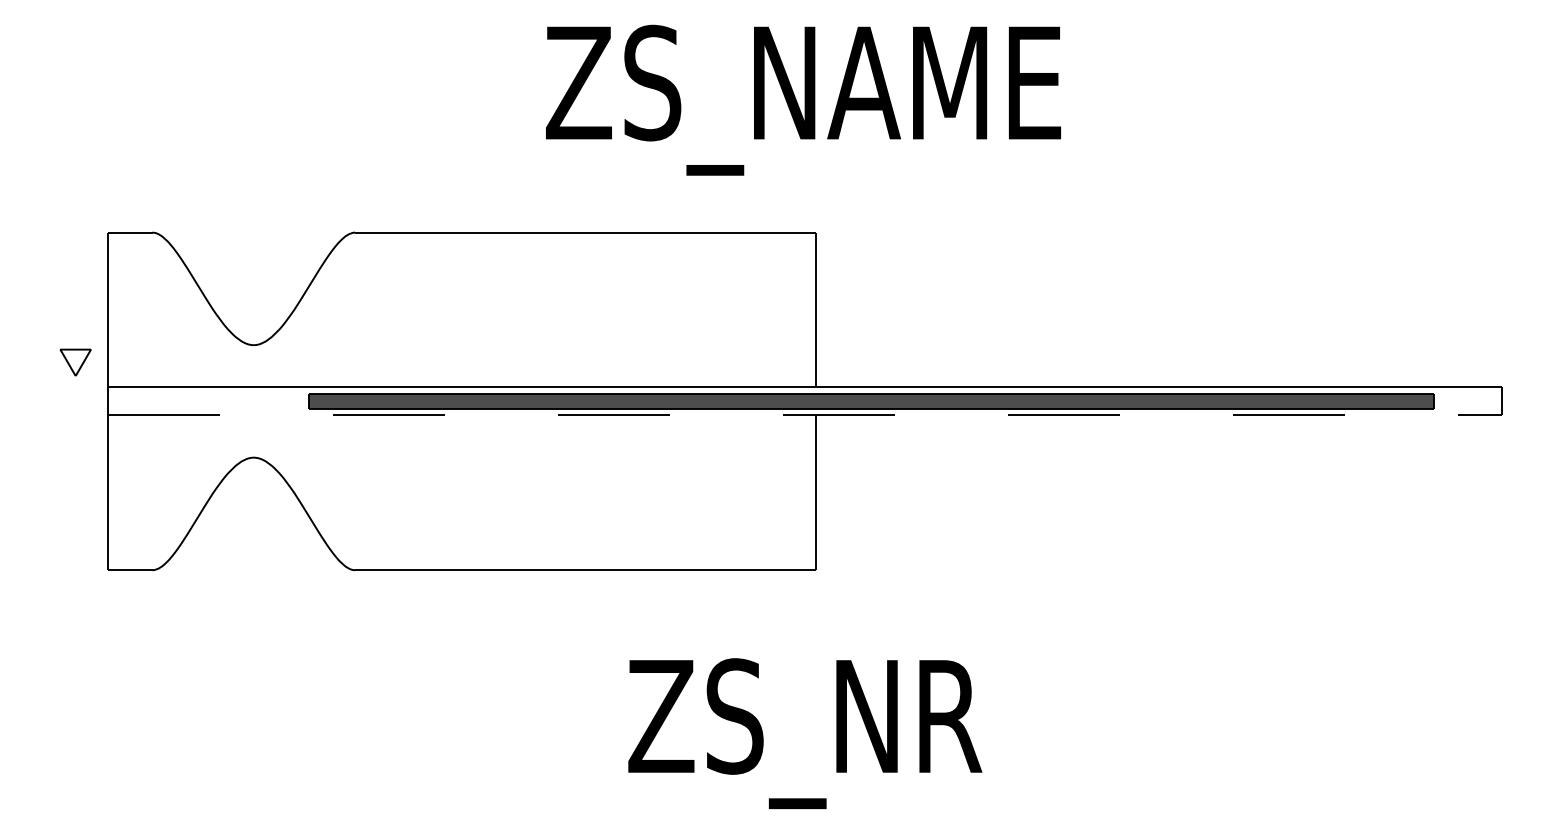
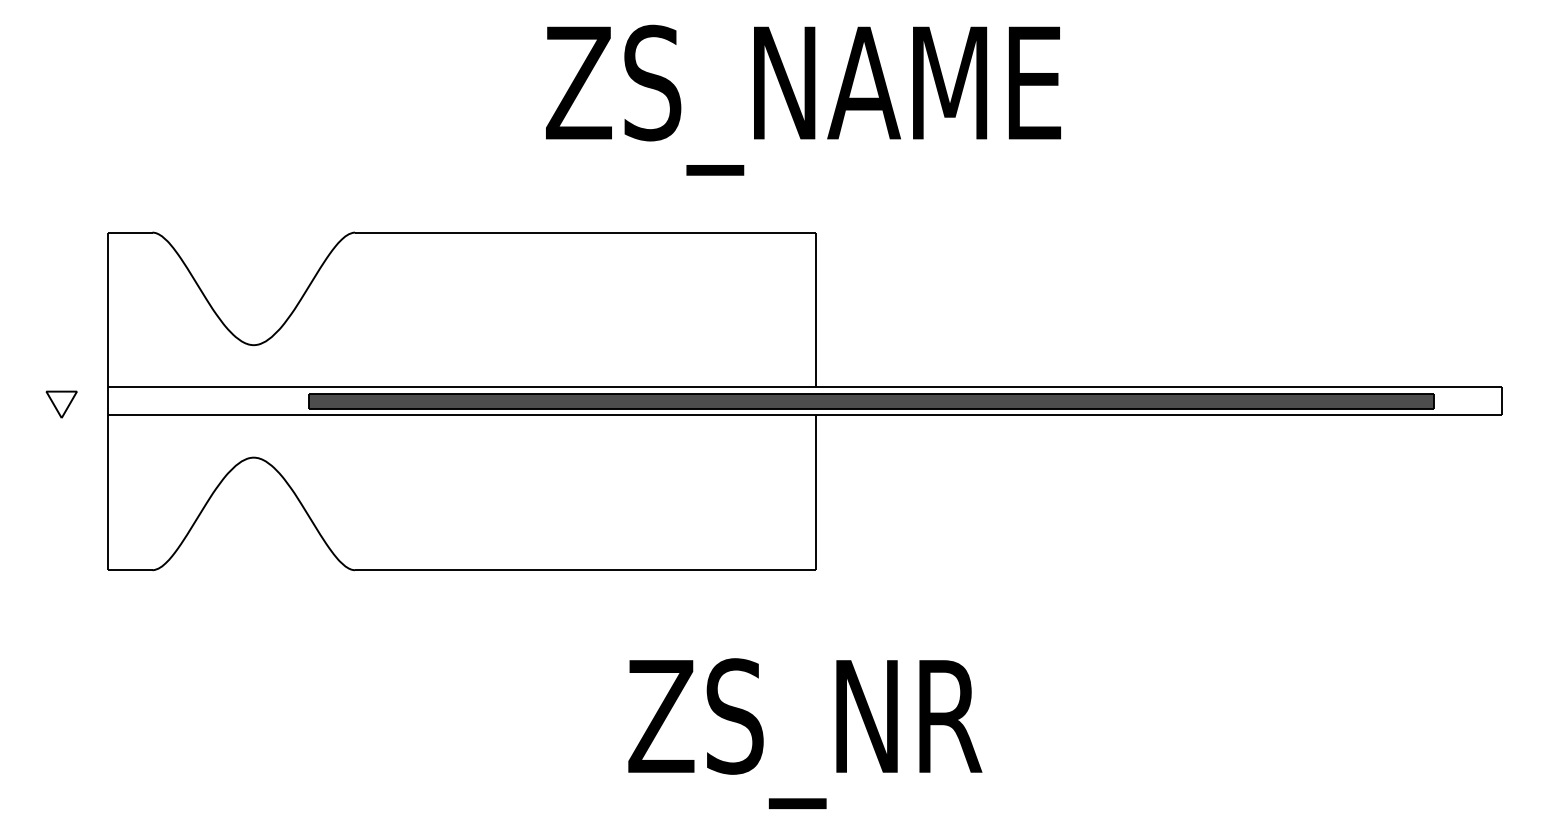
part position: (75, 362) -> (61, 404) (61, 404)
line: dashed -> solid (805, 415)
